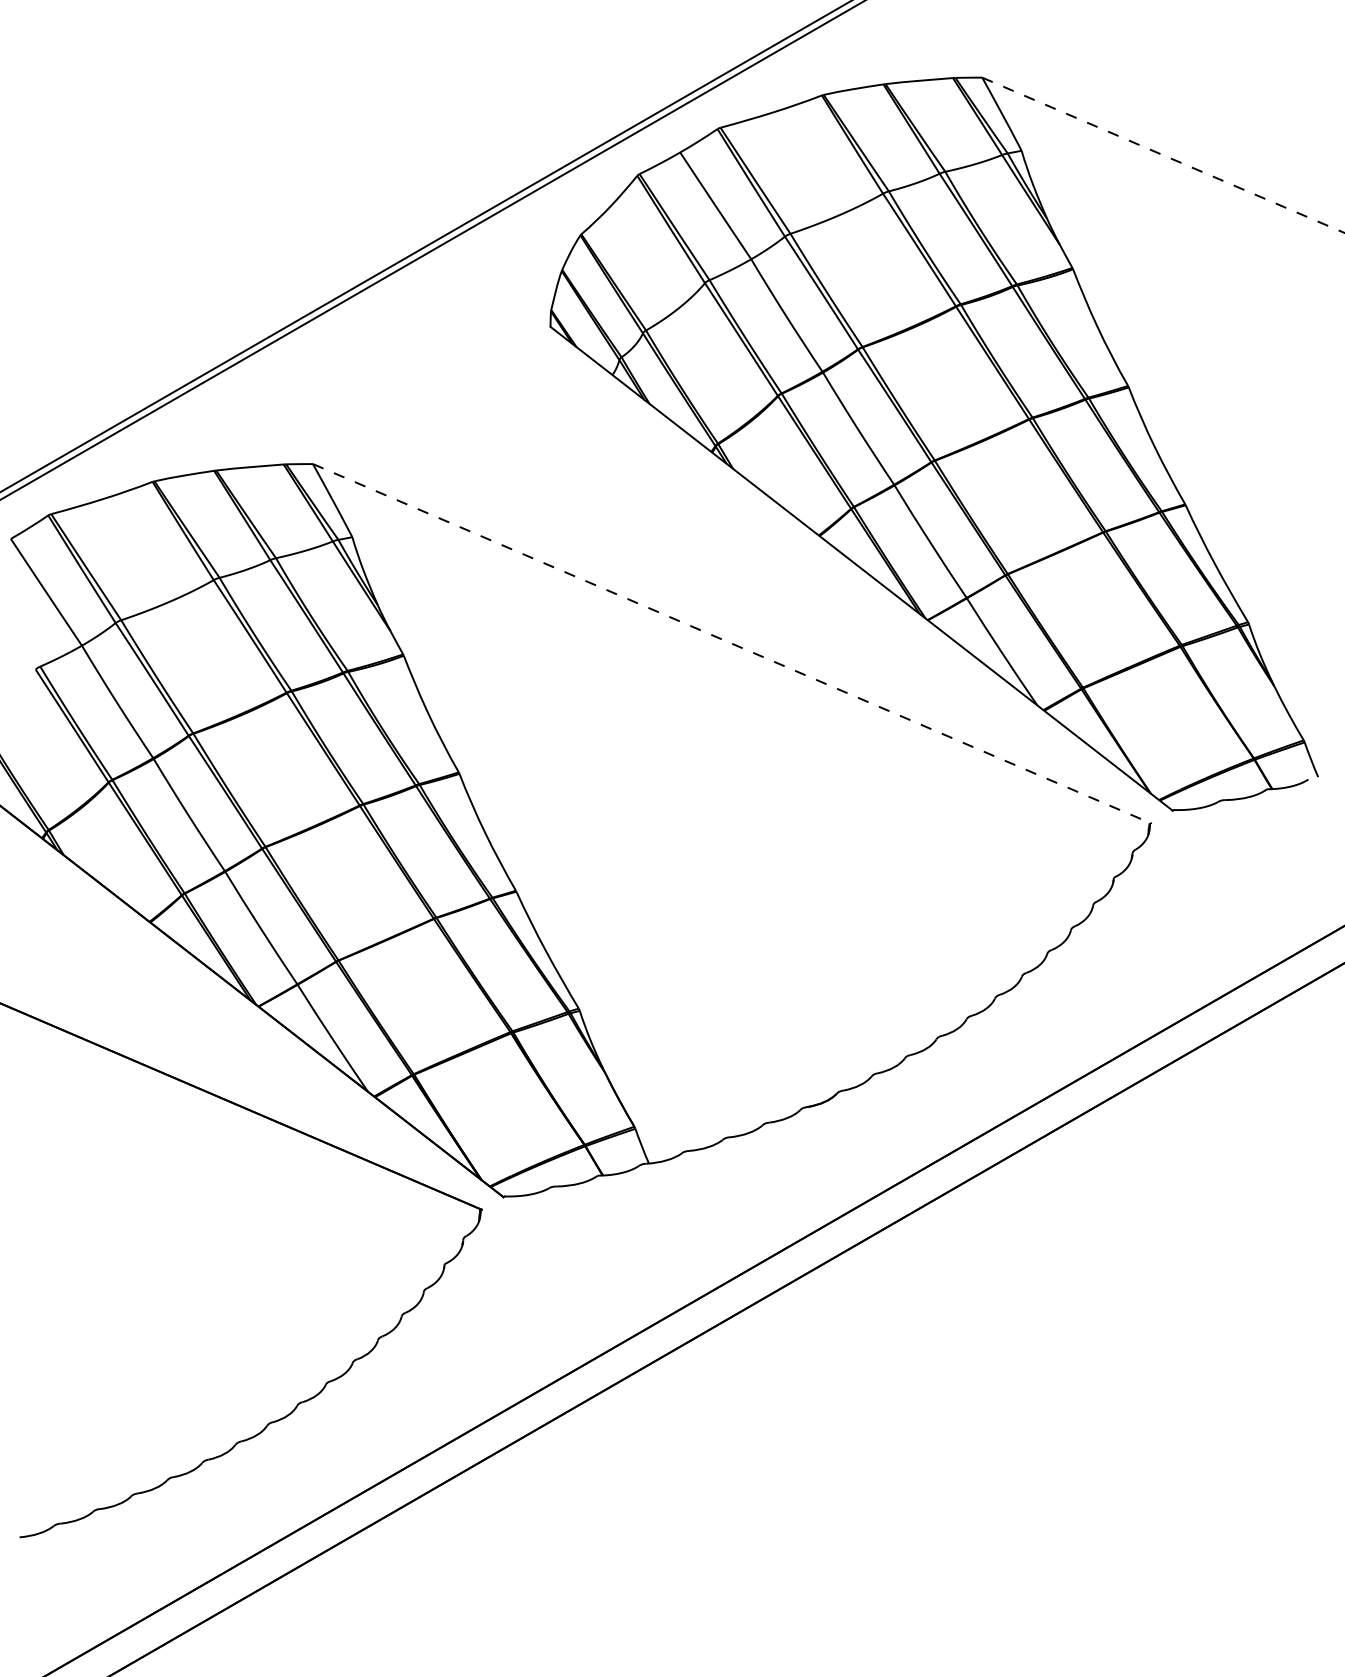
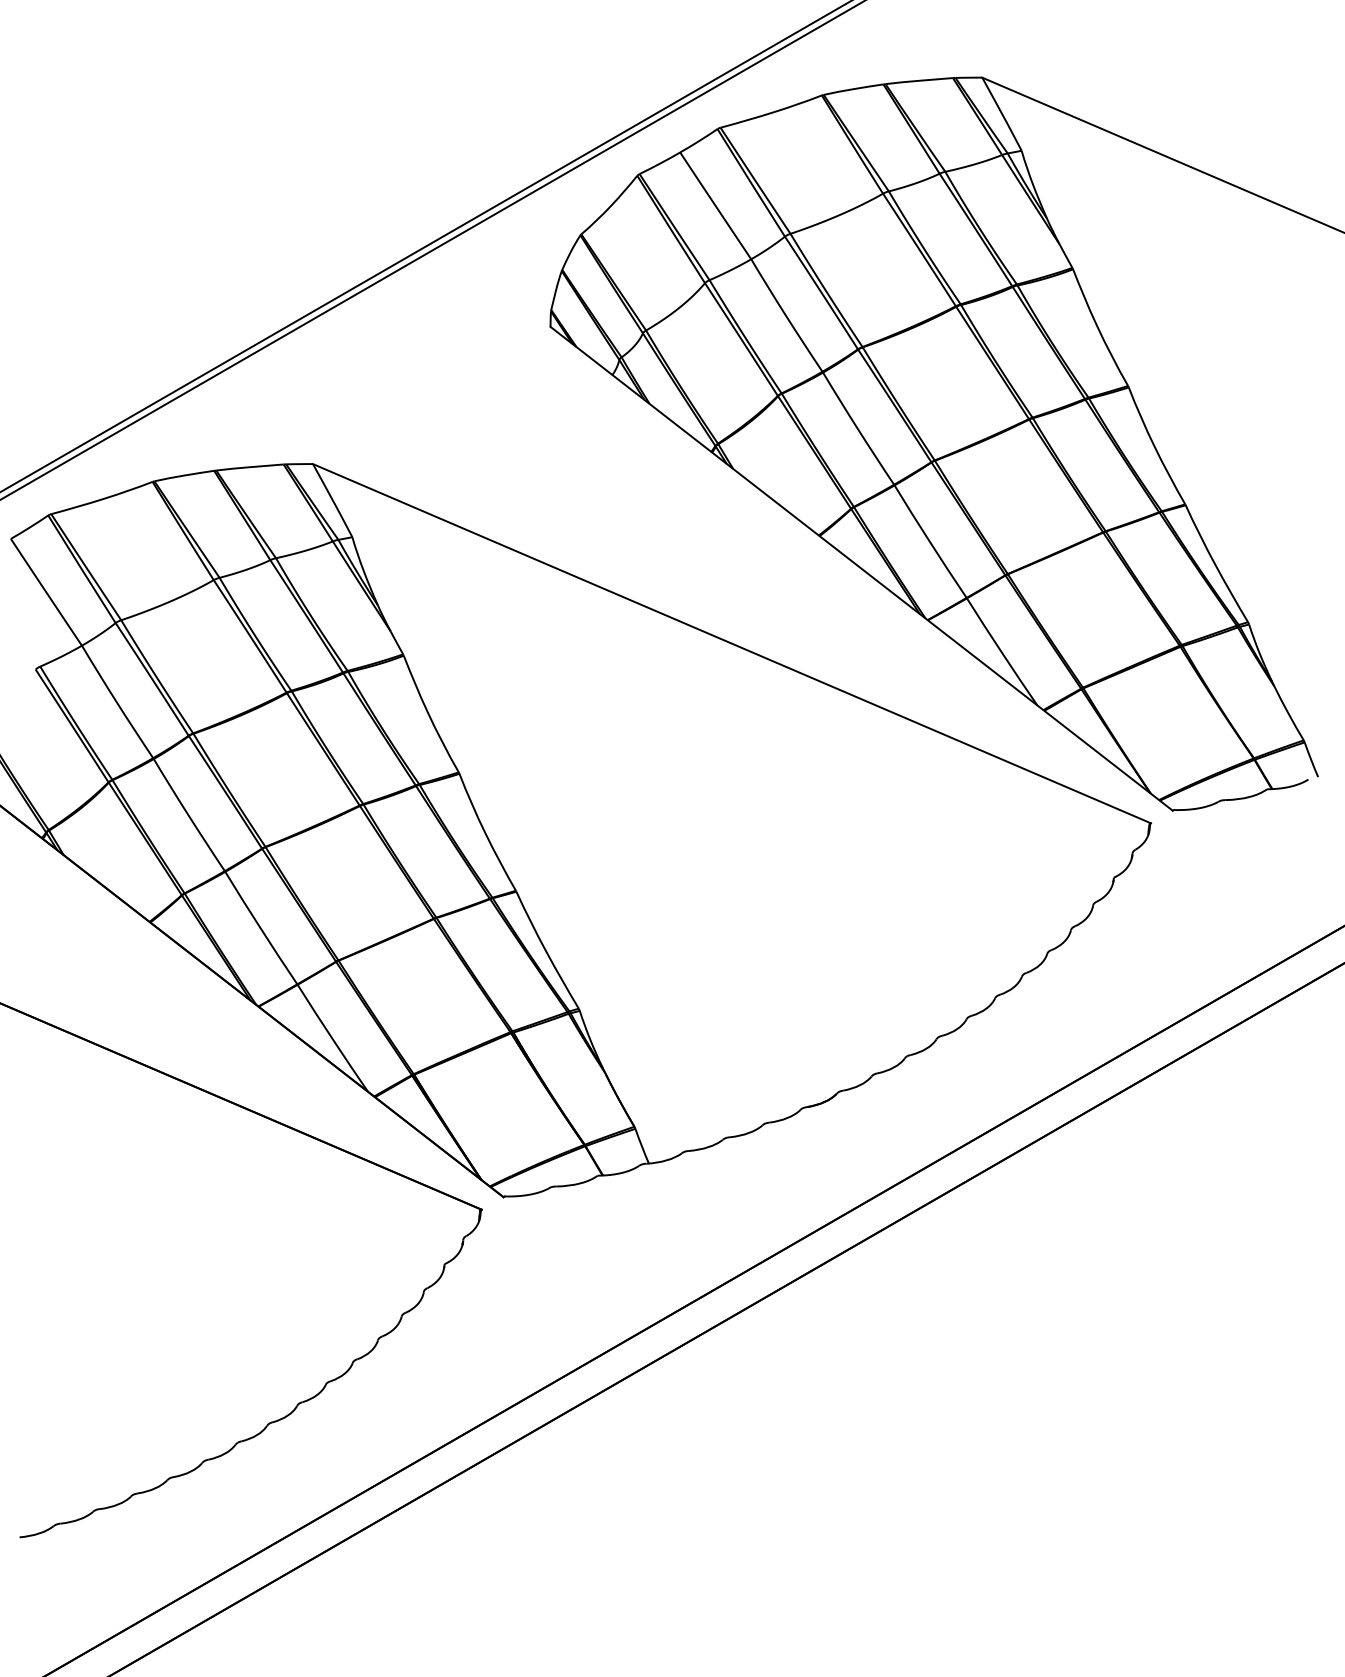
line: dashed -> solid (1163, 155)
line: dashed -> solid (731, 643)
